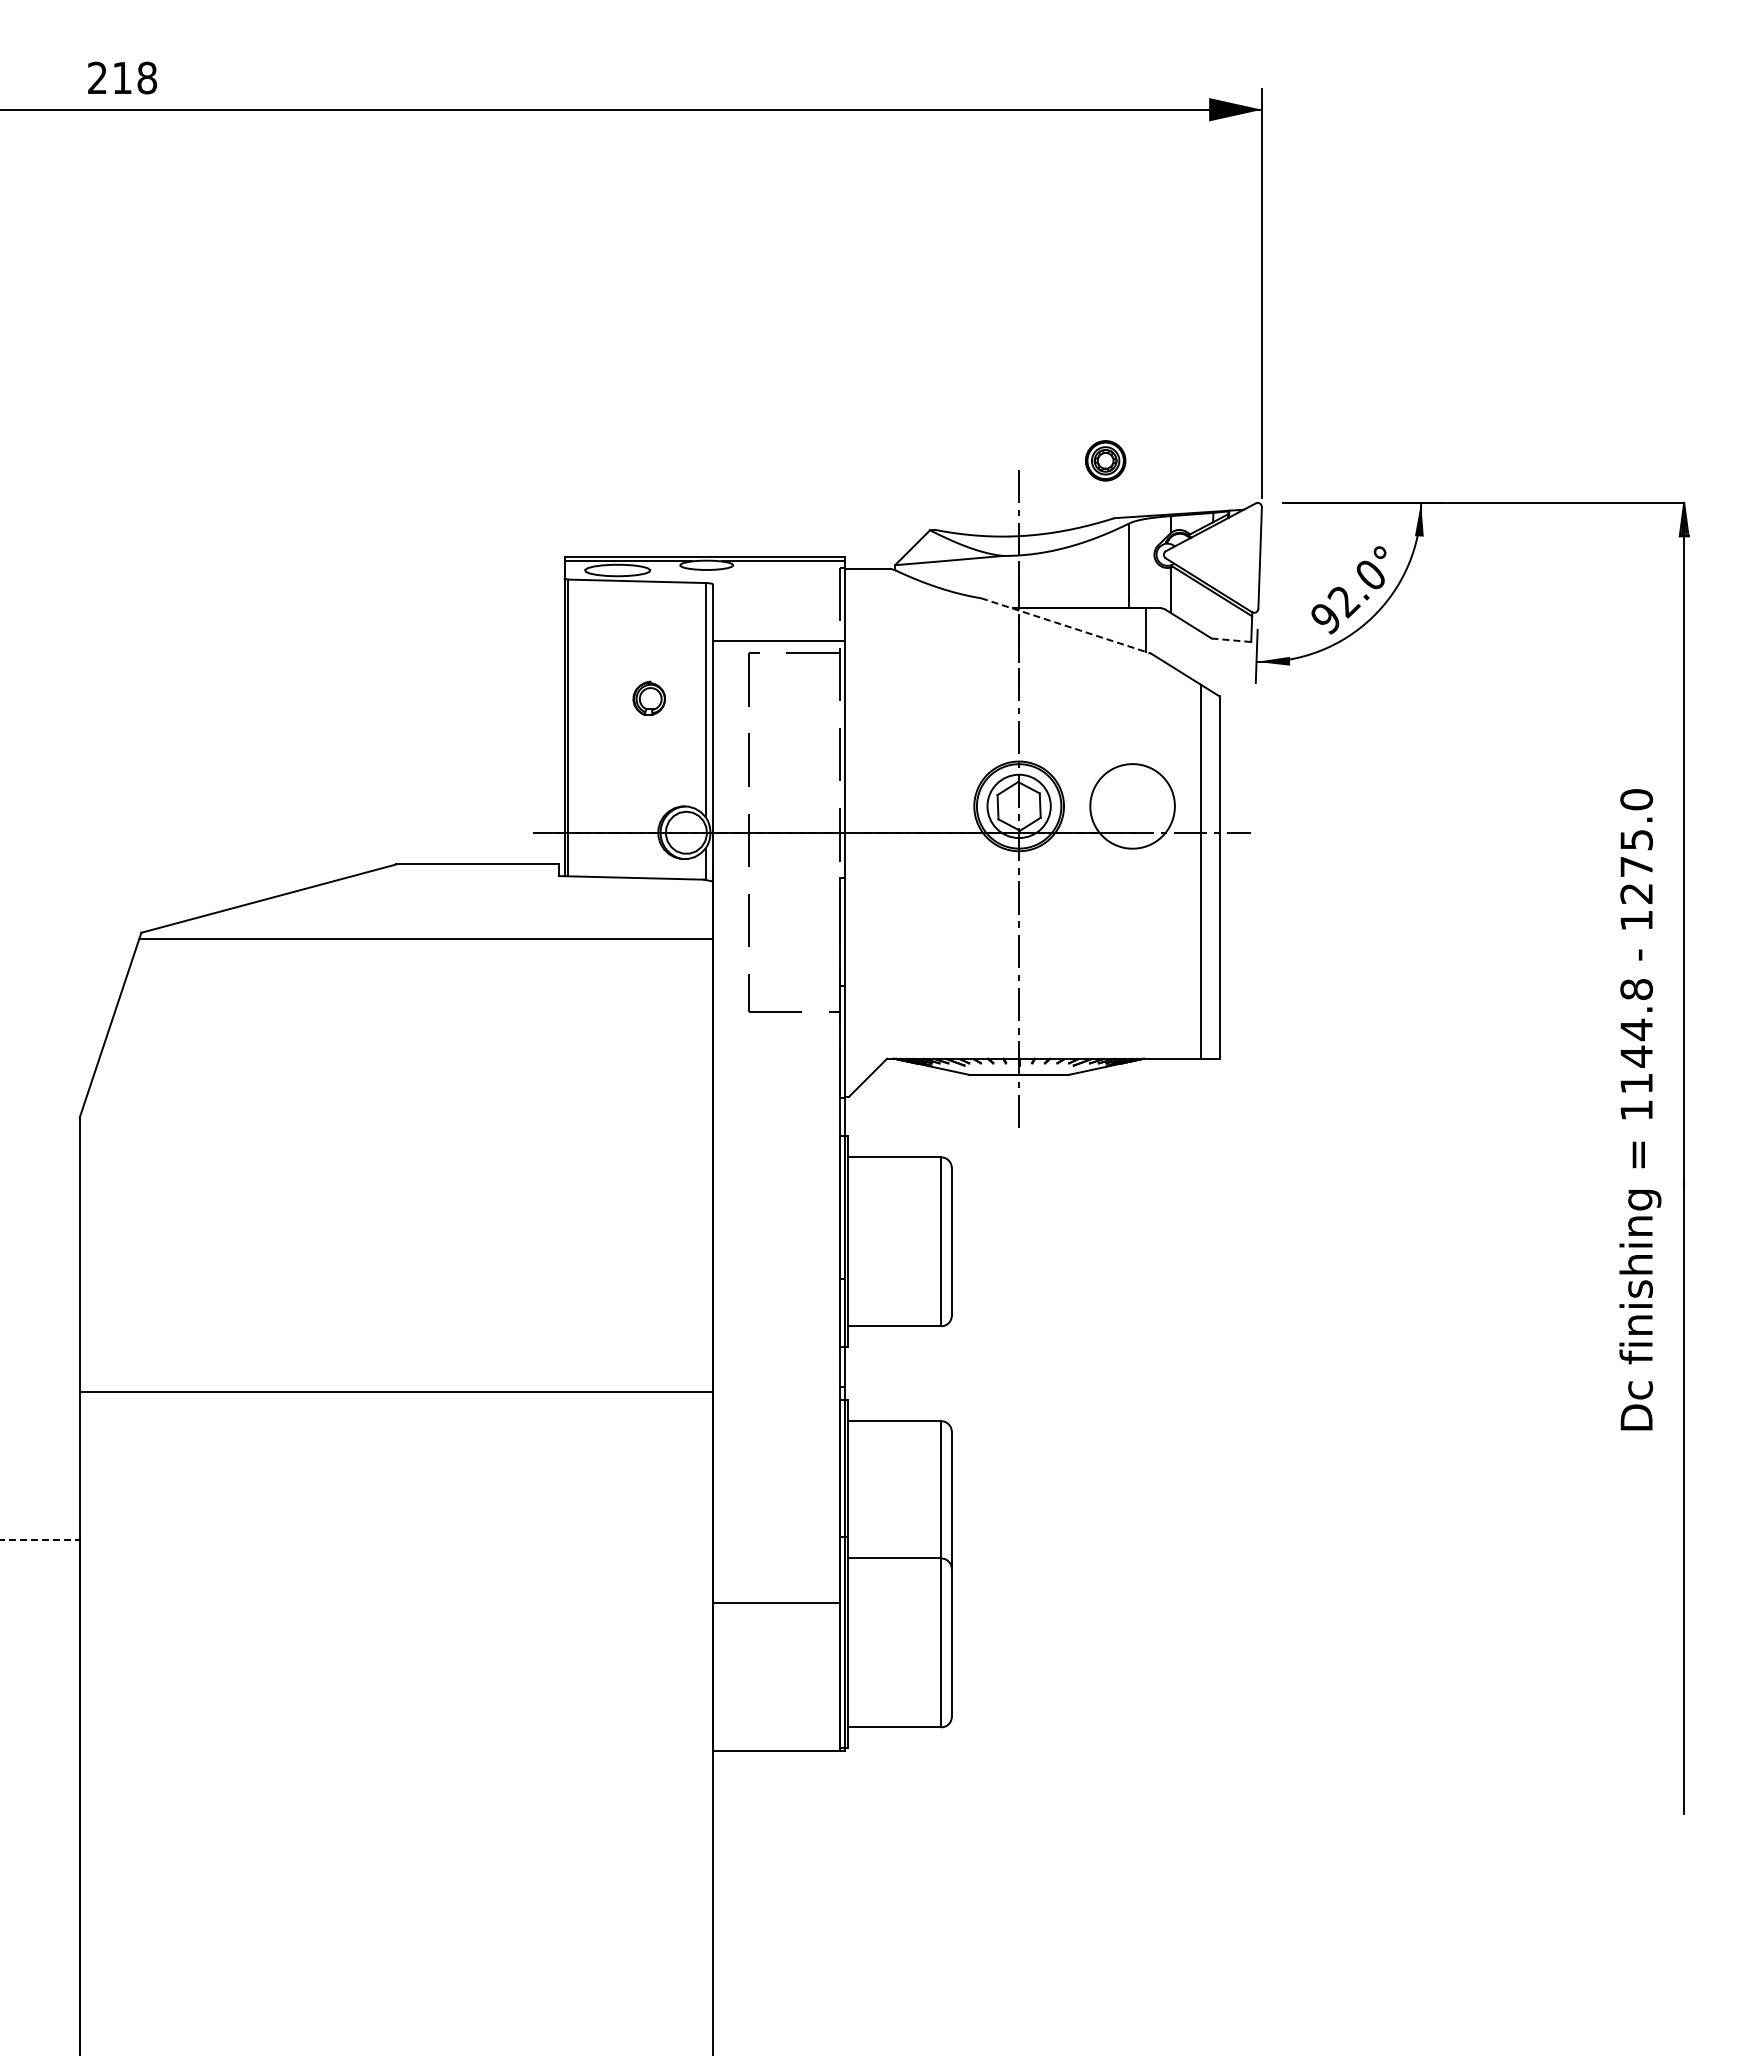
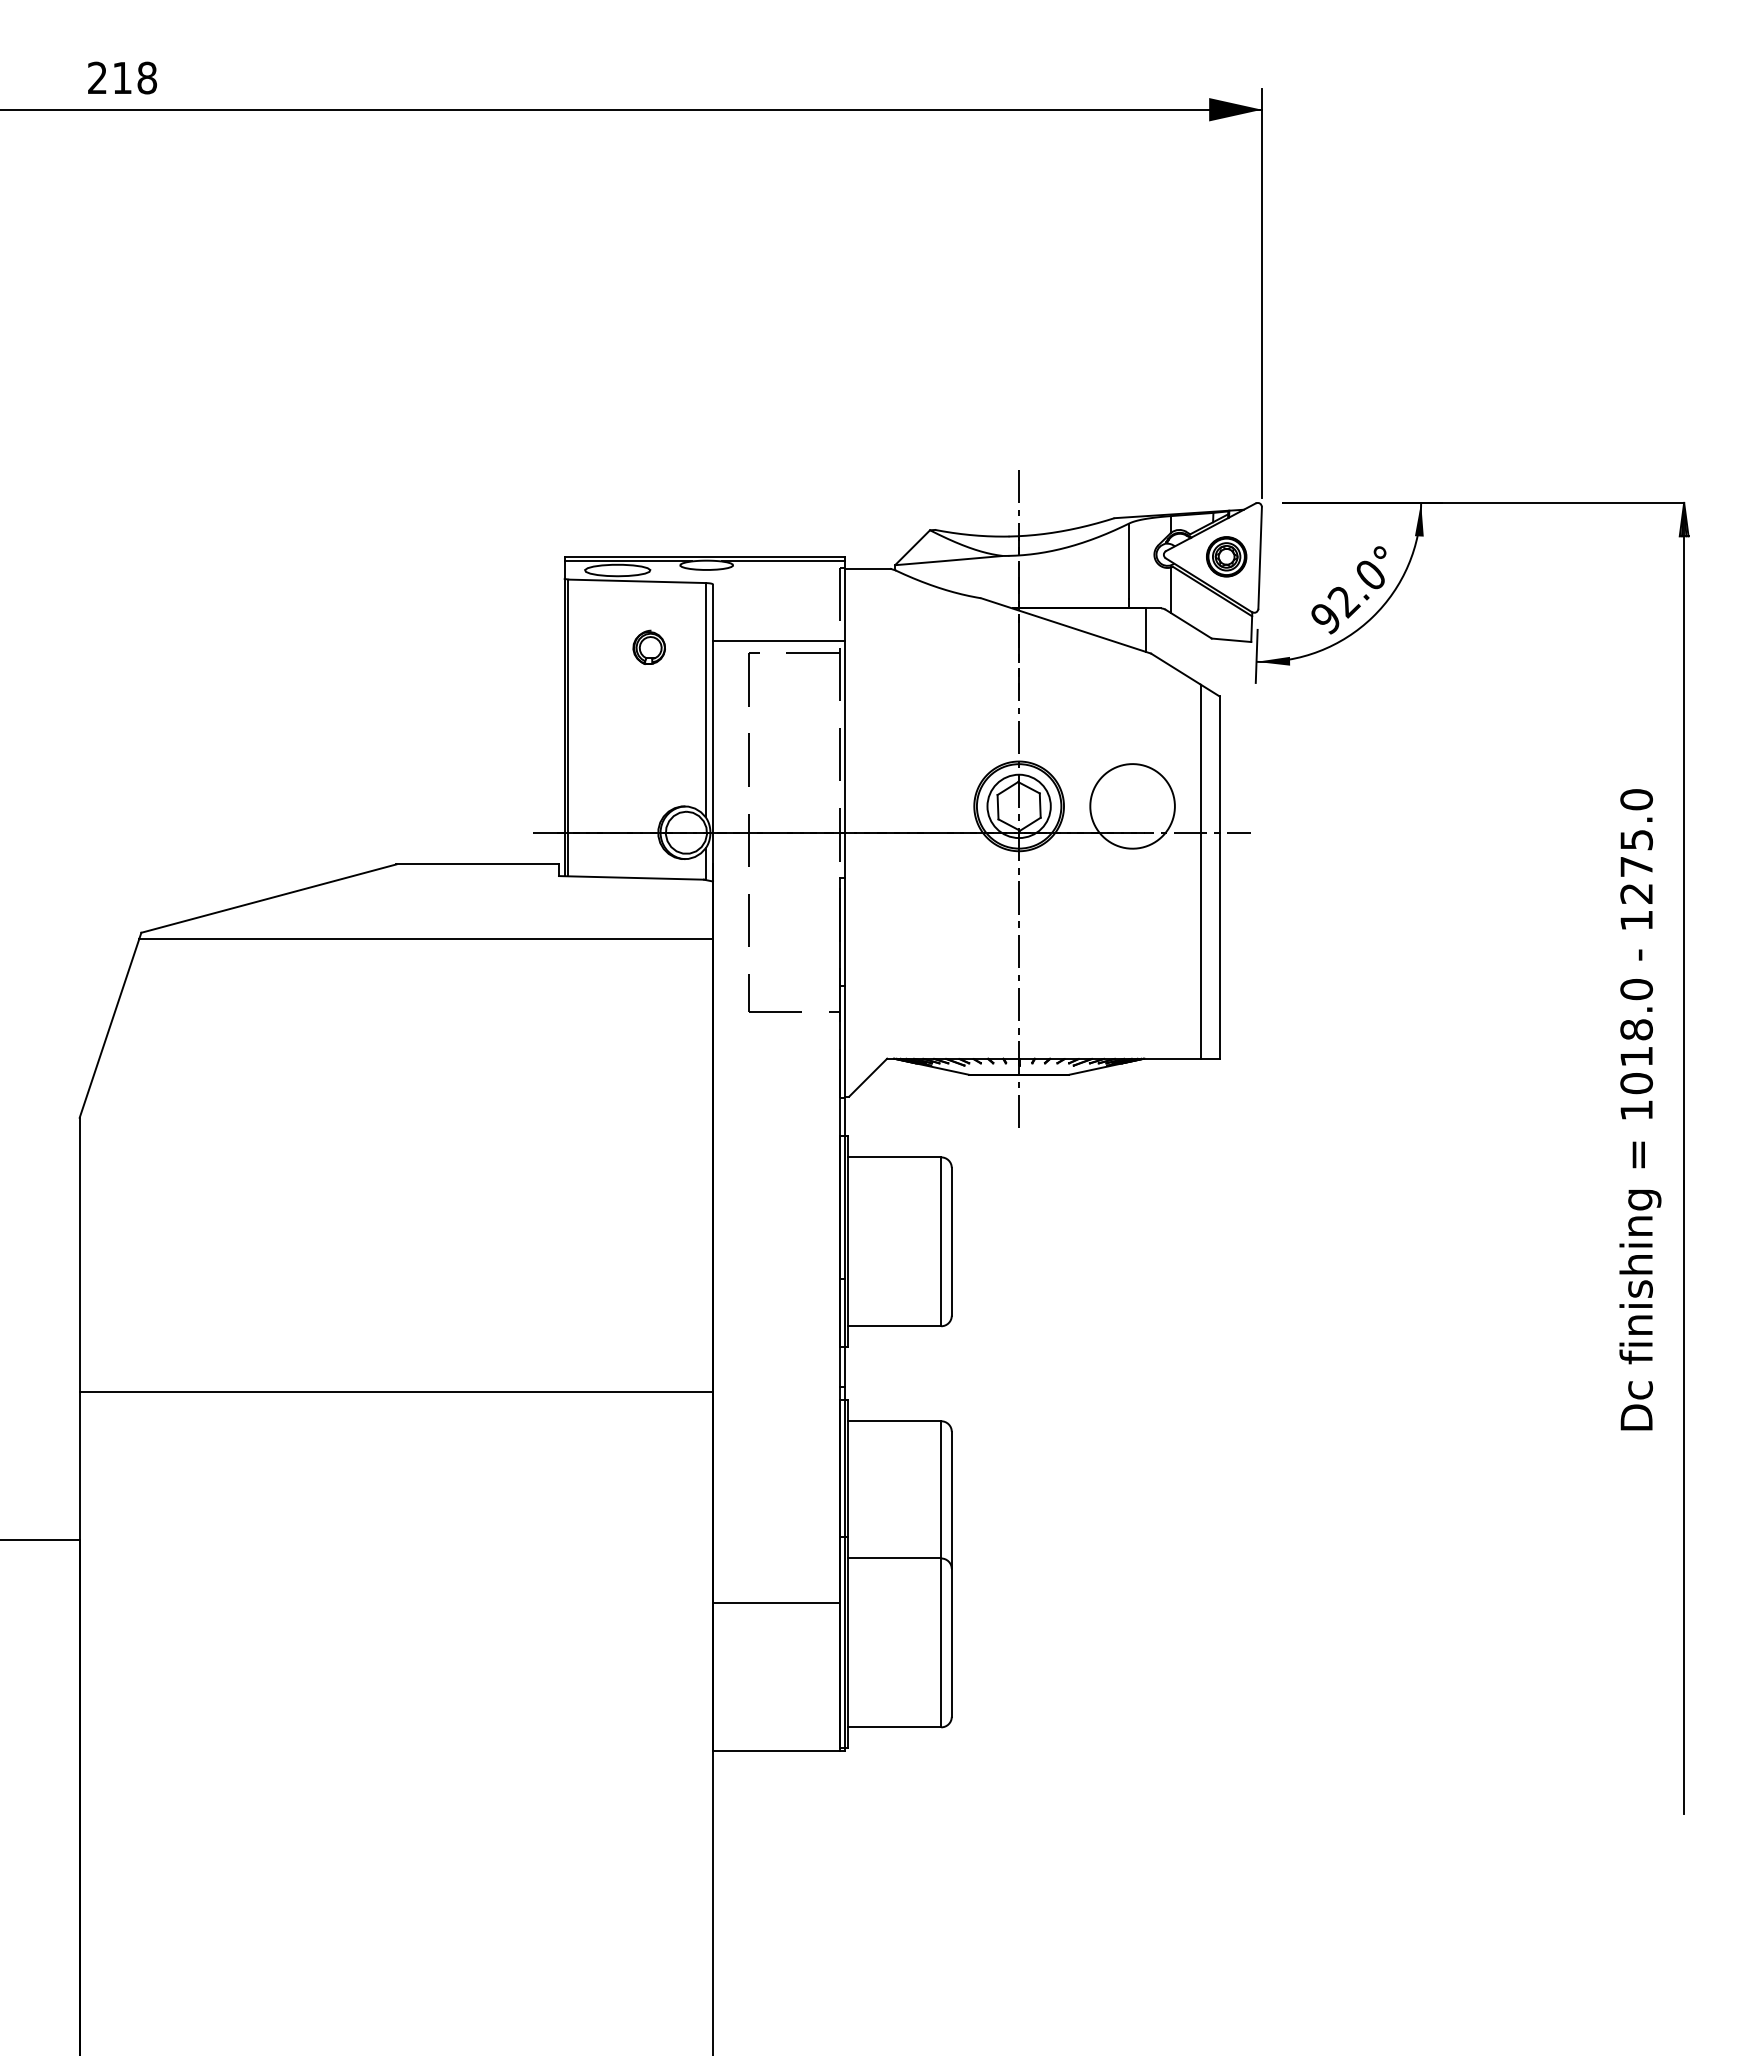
part position: (1105, 460) -> (1226, 556) (1226, 556)
line: dashed -> solid (1066, 626)
line: dashed -> solid (1231, 640)
part position: (648, 697) -> (648, 646) (648, 646)
text: 1144.8 -> 1018.0 (1636, 1036)
line: dashed -> solid (39, 1540)
